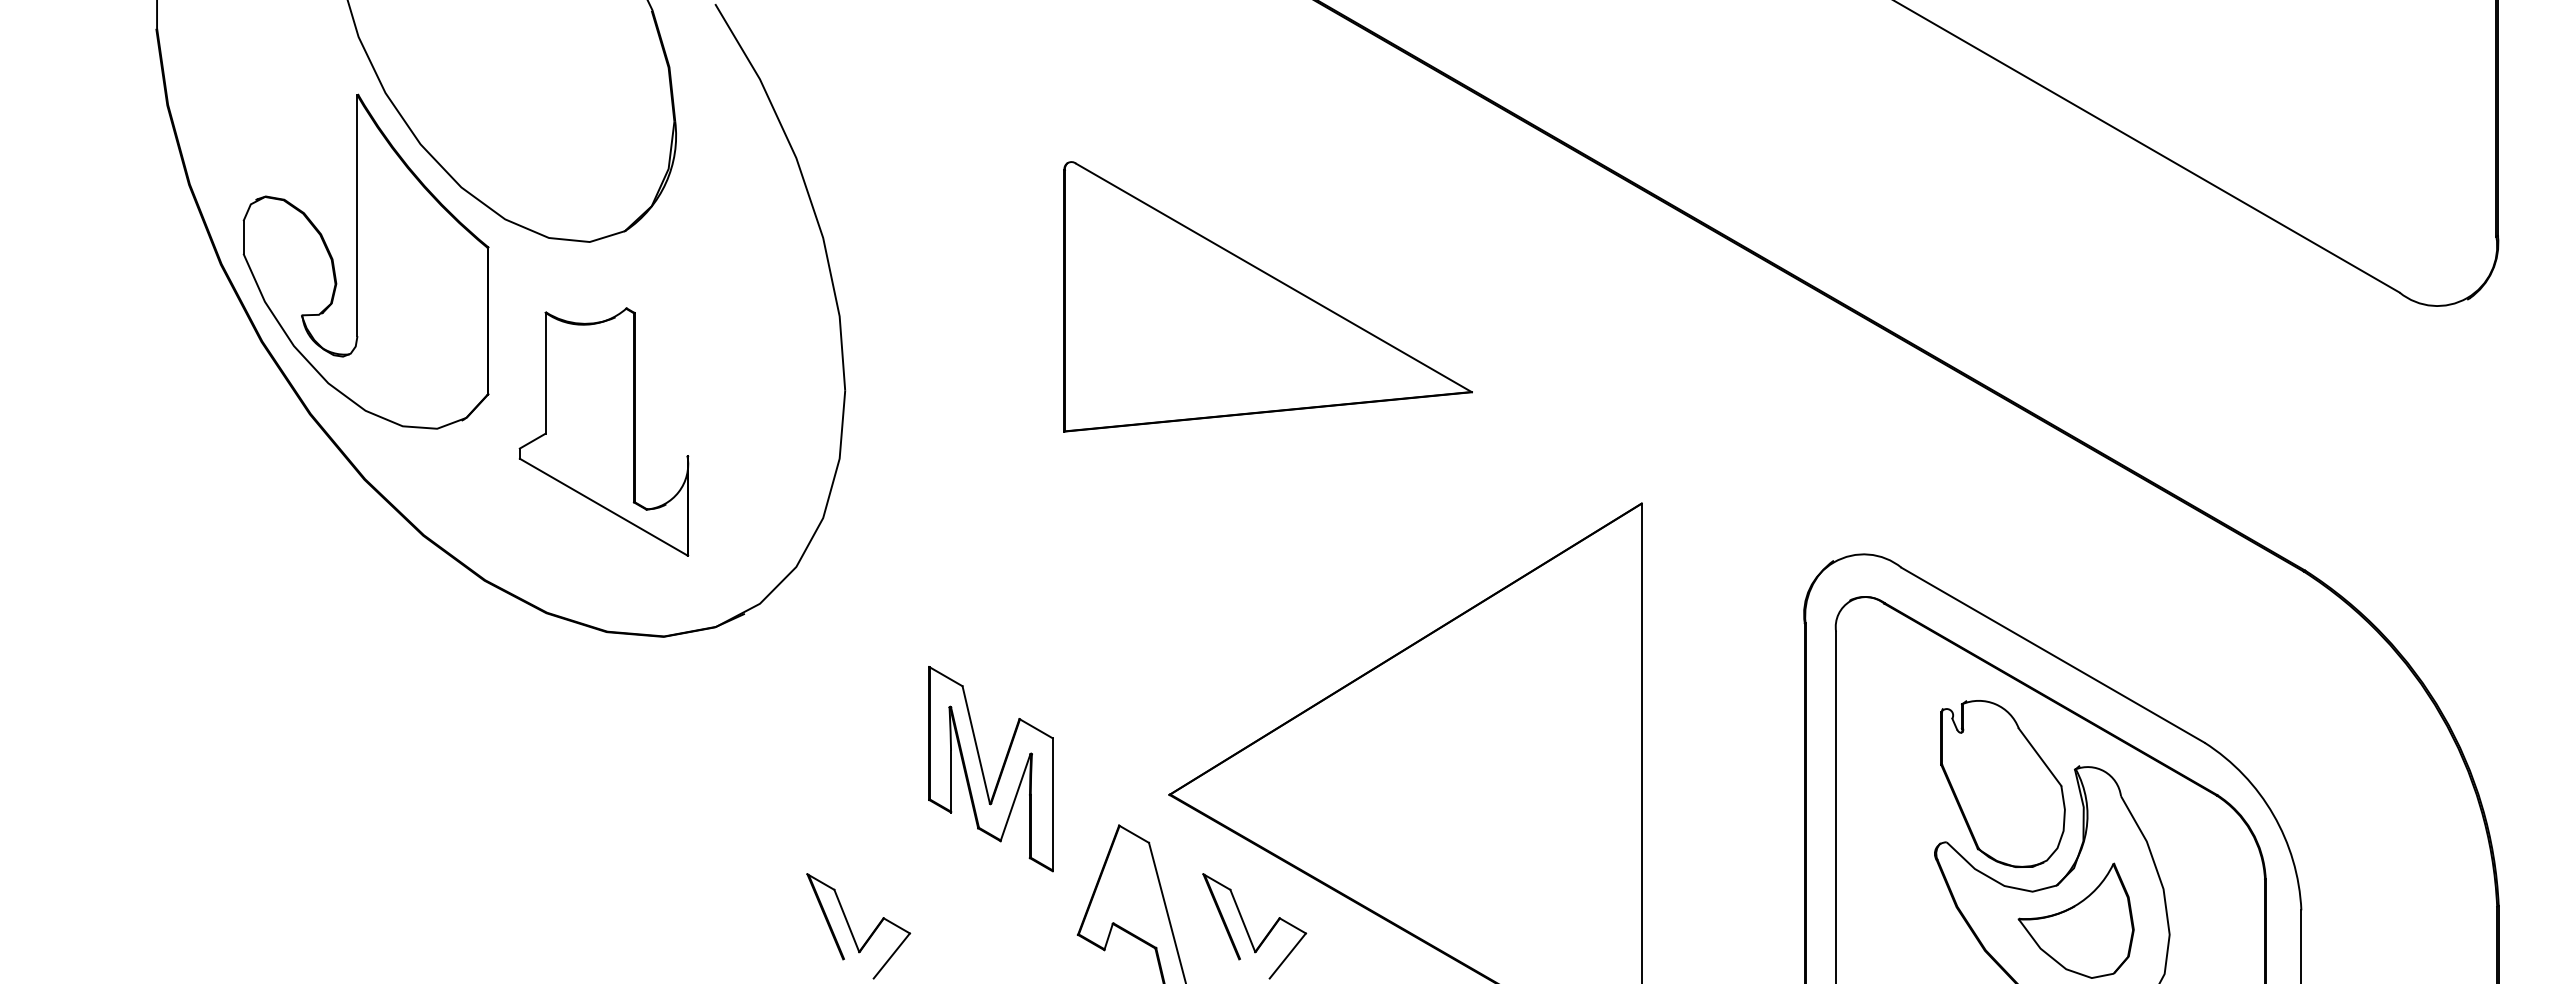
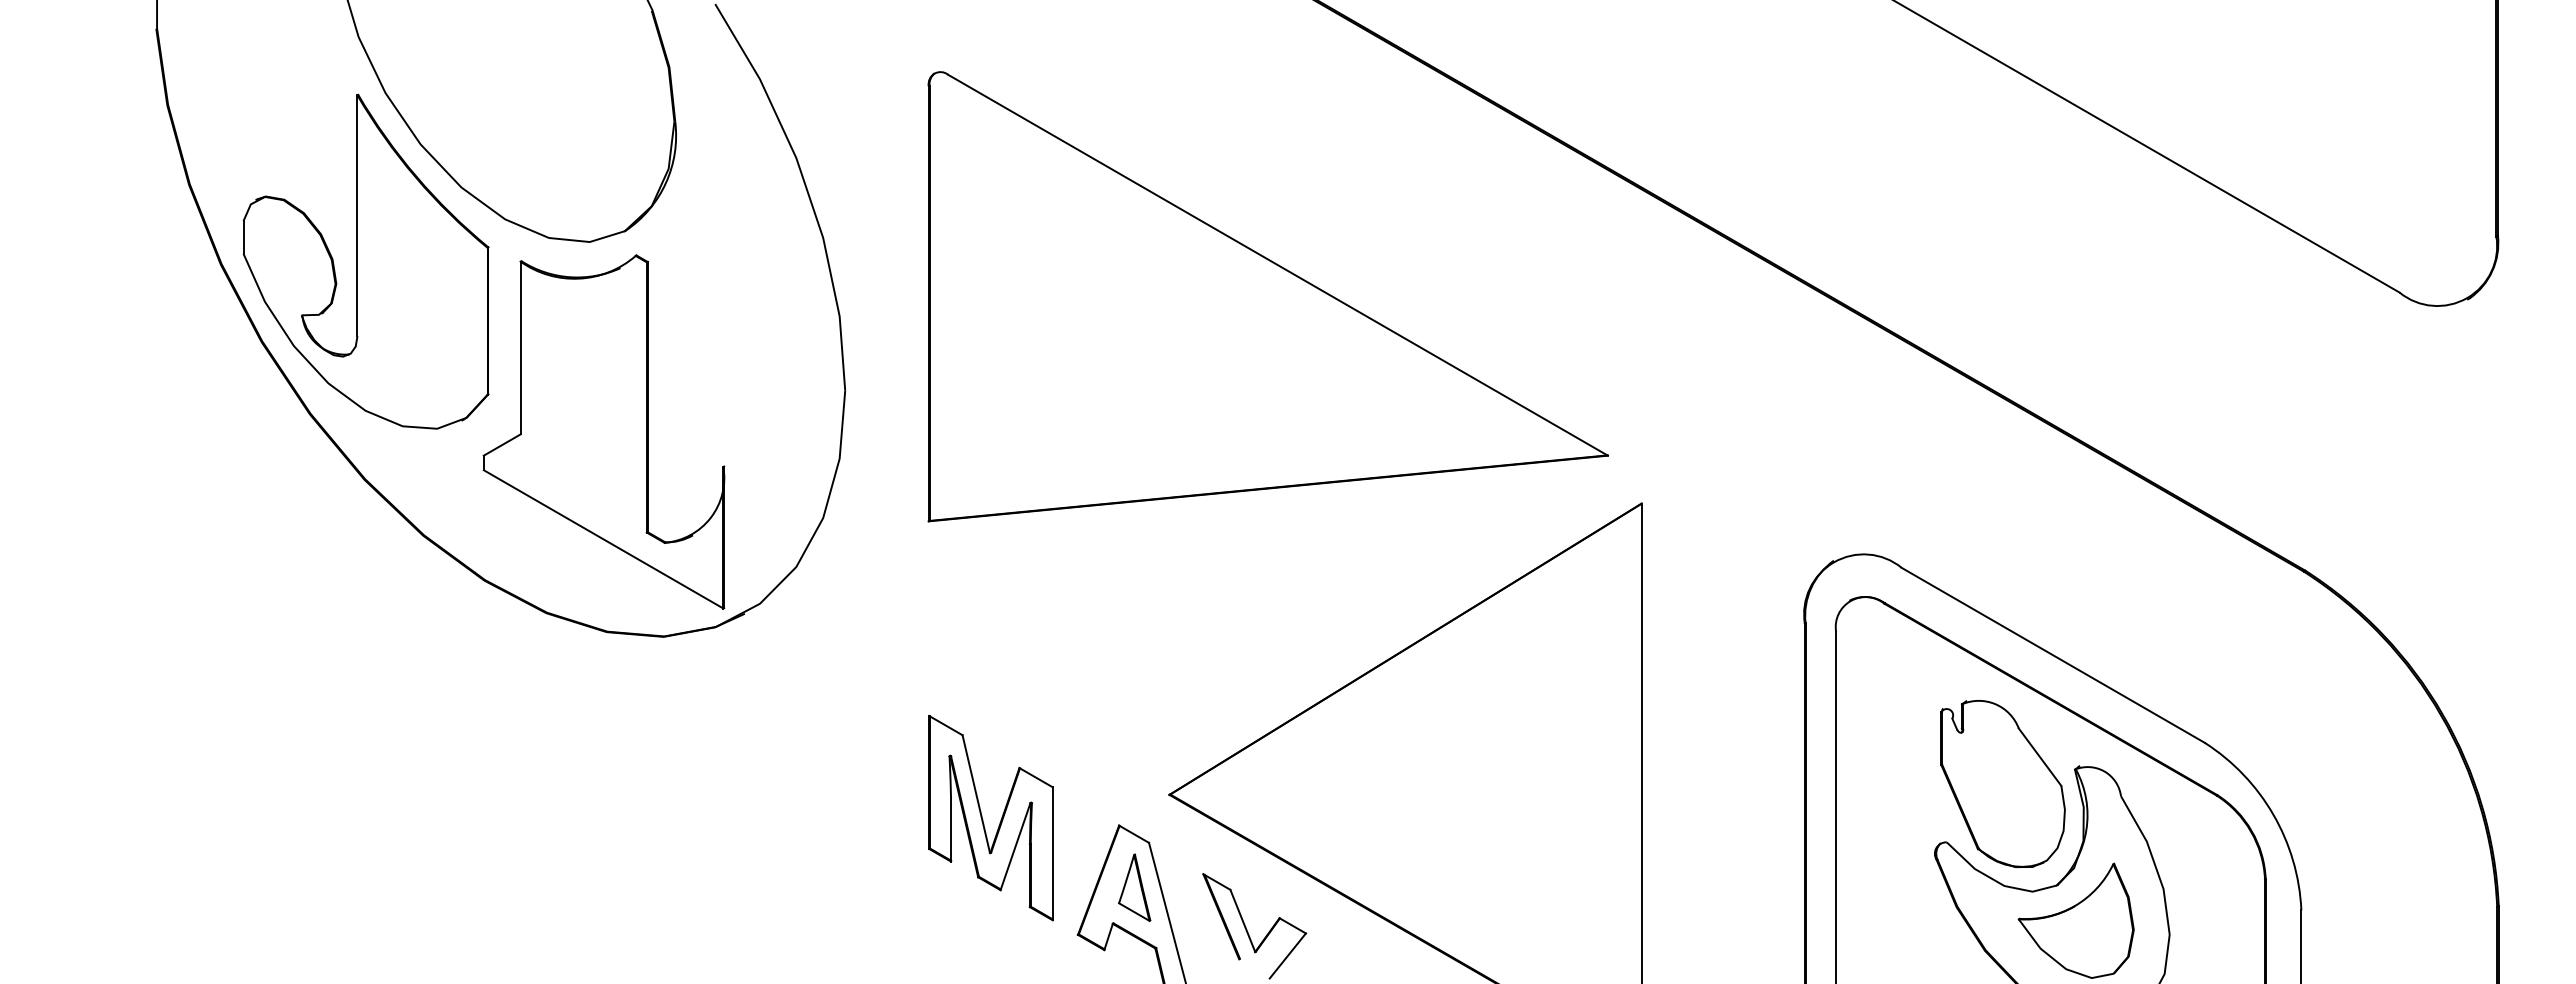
part size: 410x272 px -> 682x452 px (1267, 296)
part size: 172x250 px -> 244x356 px (603, 431)
part position: (983, 770) -> (983, 819) (983, 819)
part: none -> present (1134, 887)
part: present -> none (851, 929)
